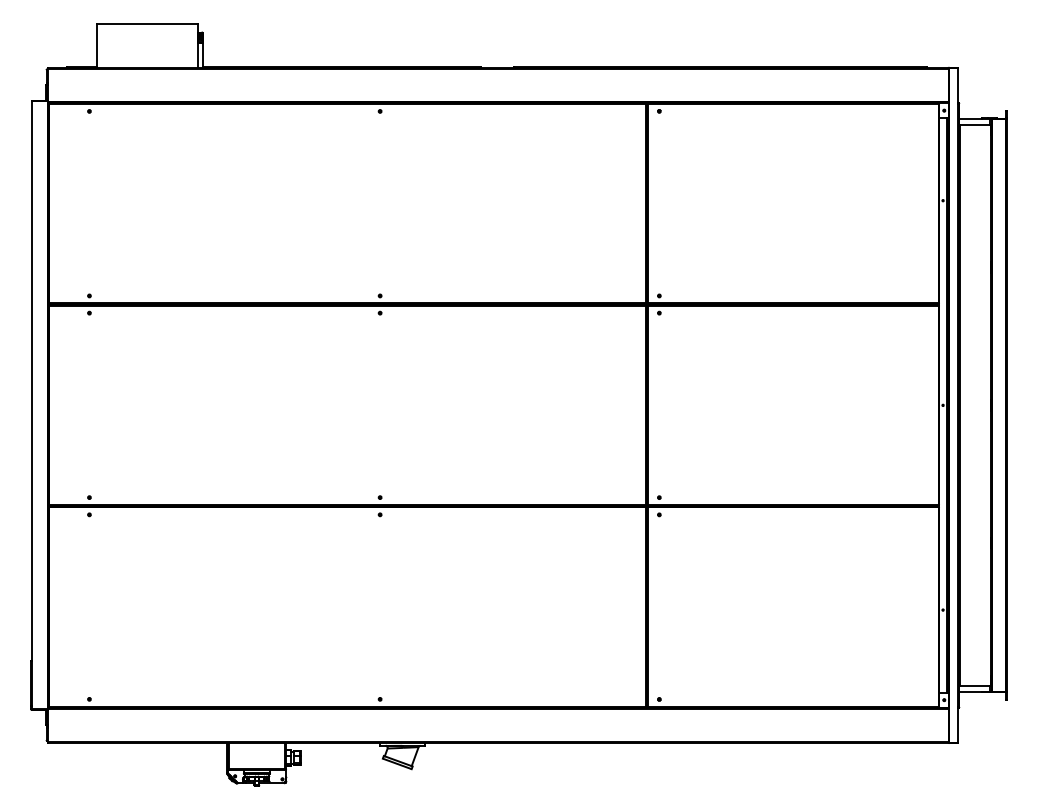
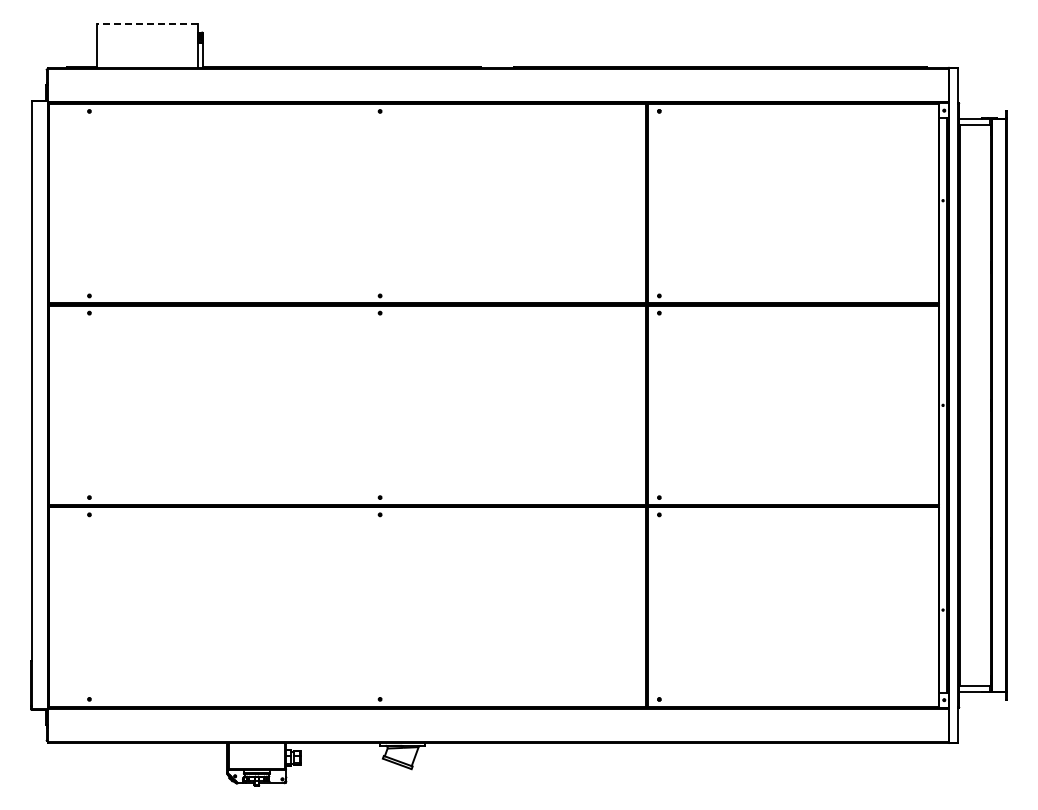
line: solid -> dashed (146, 24)
